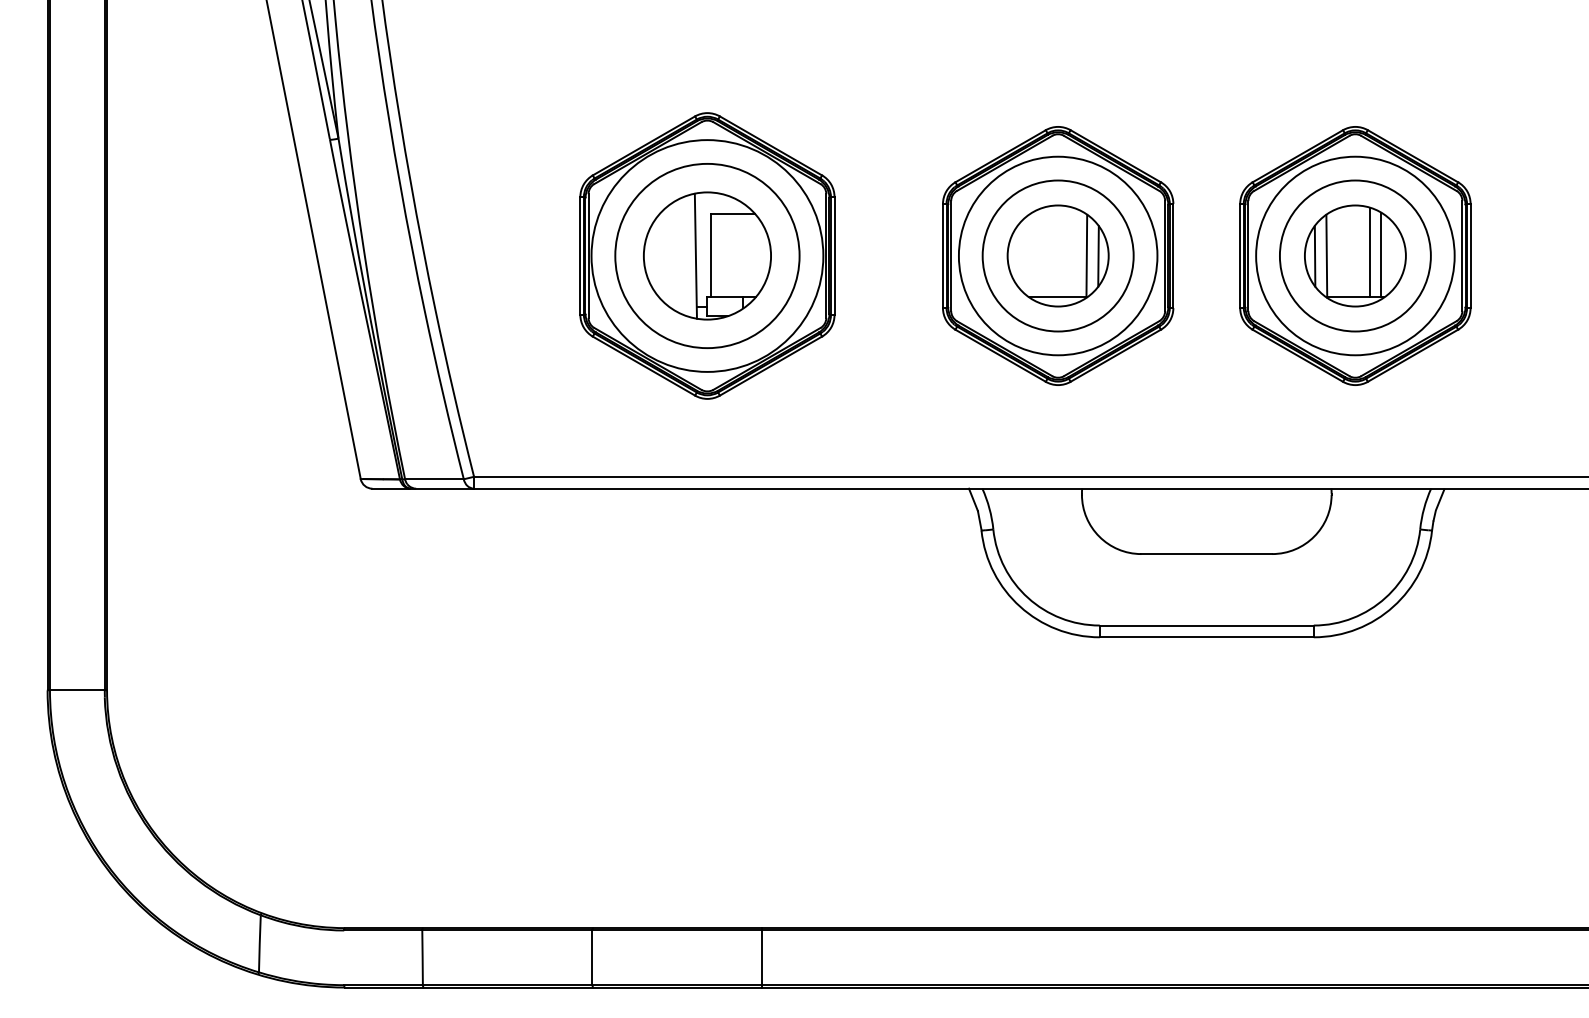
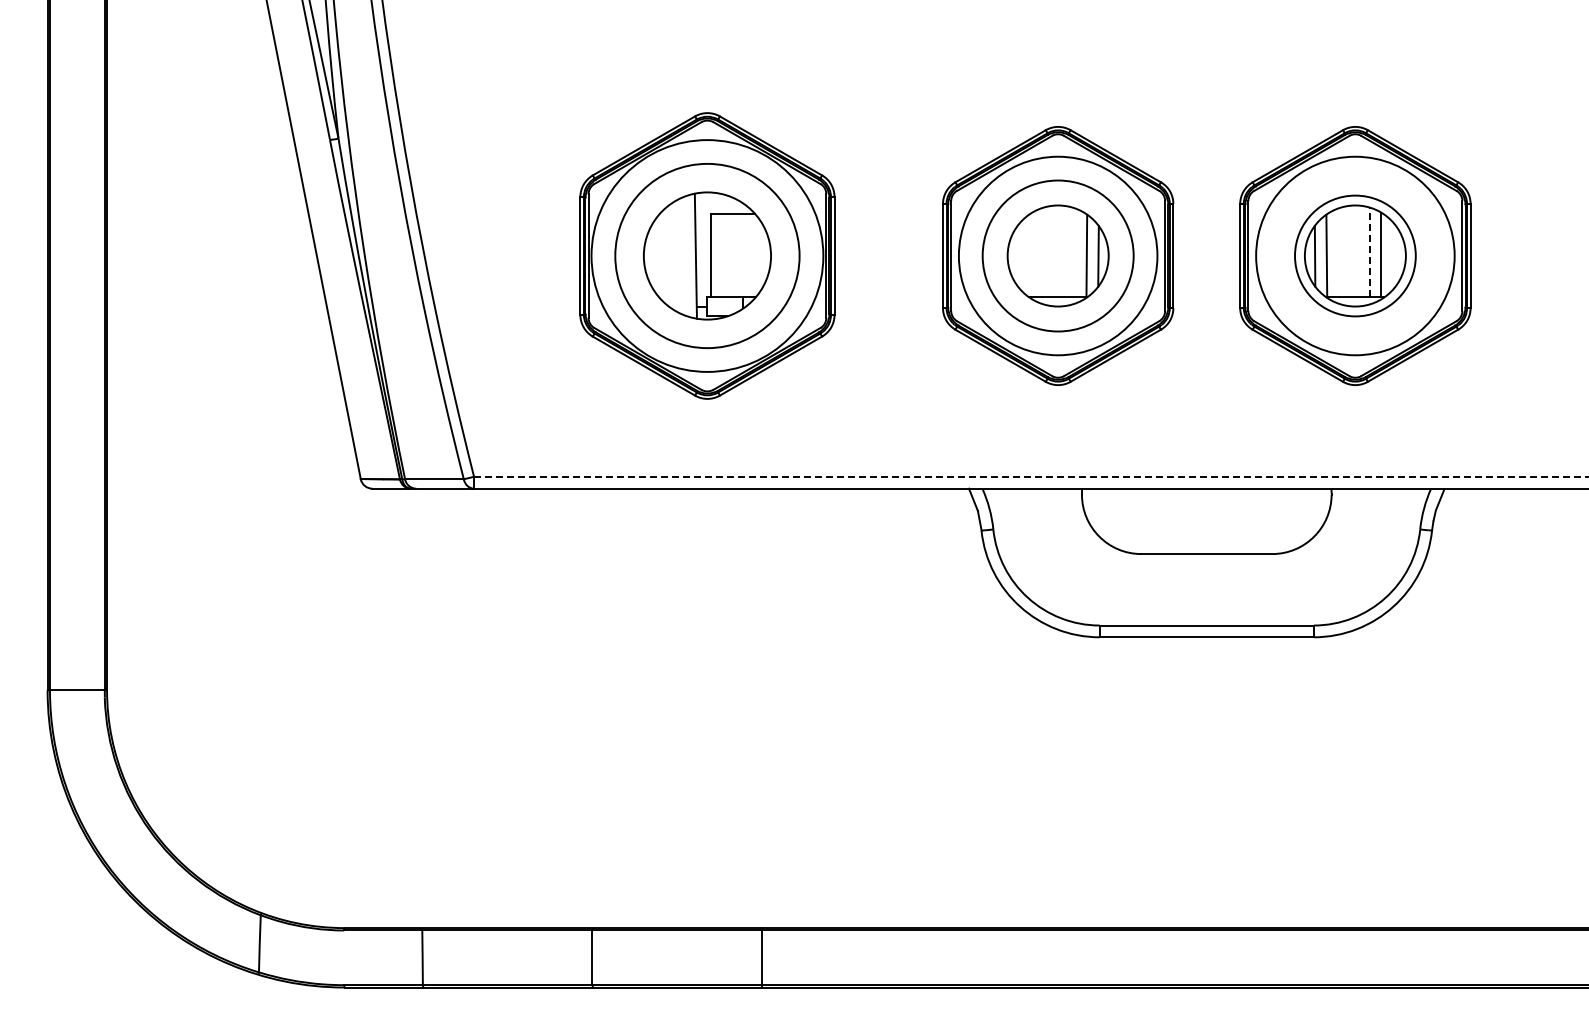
line: solid -> dashed (1370, 252)
circle diameter: 151 px -> 121 px (1355, 255)
line: solid -> dashed (1031, 476)
